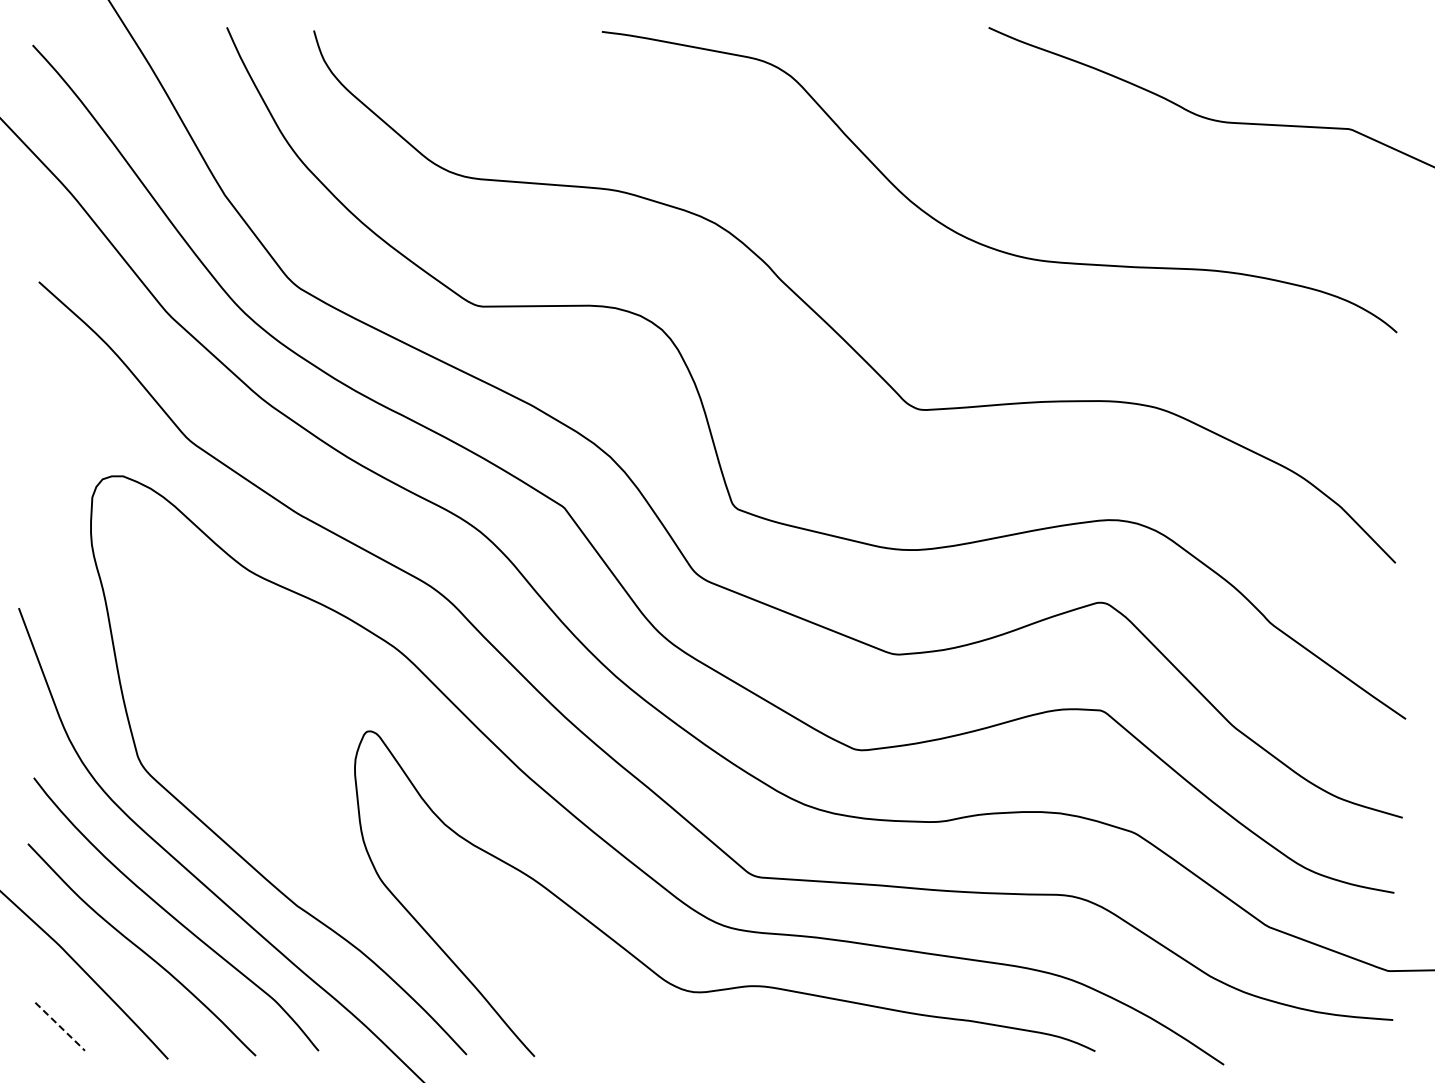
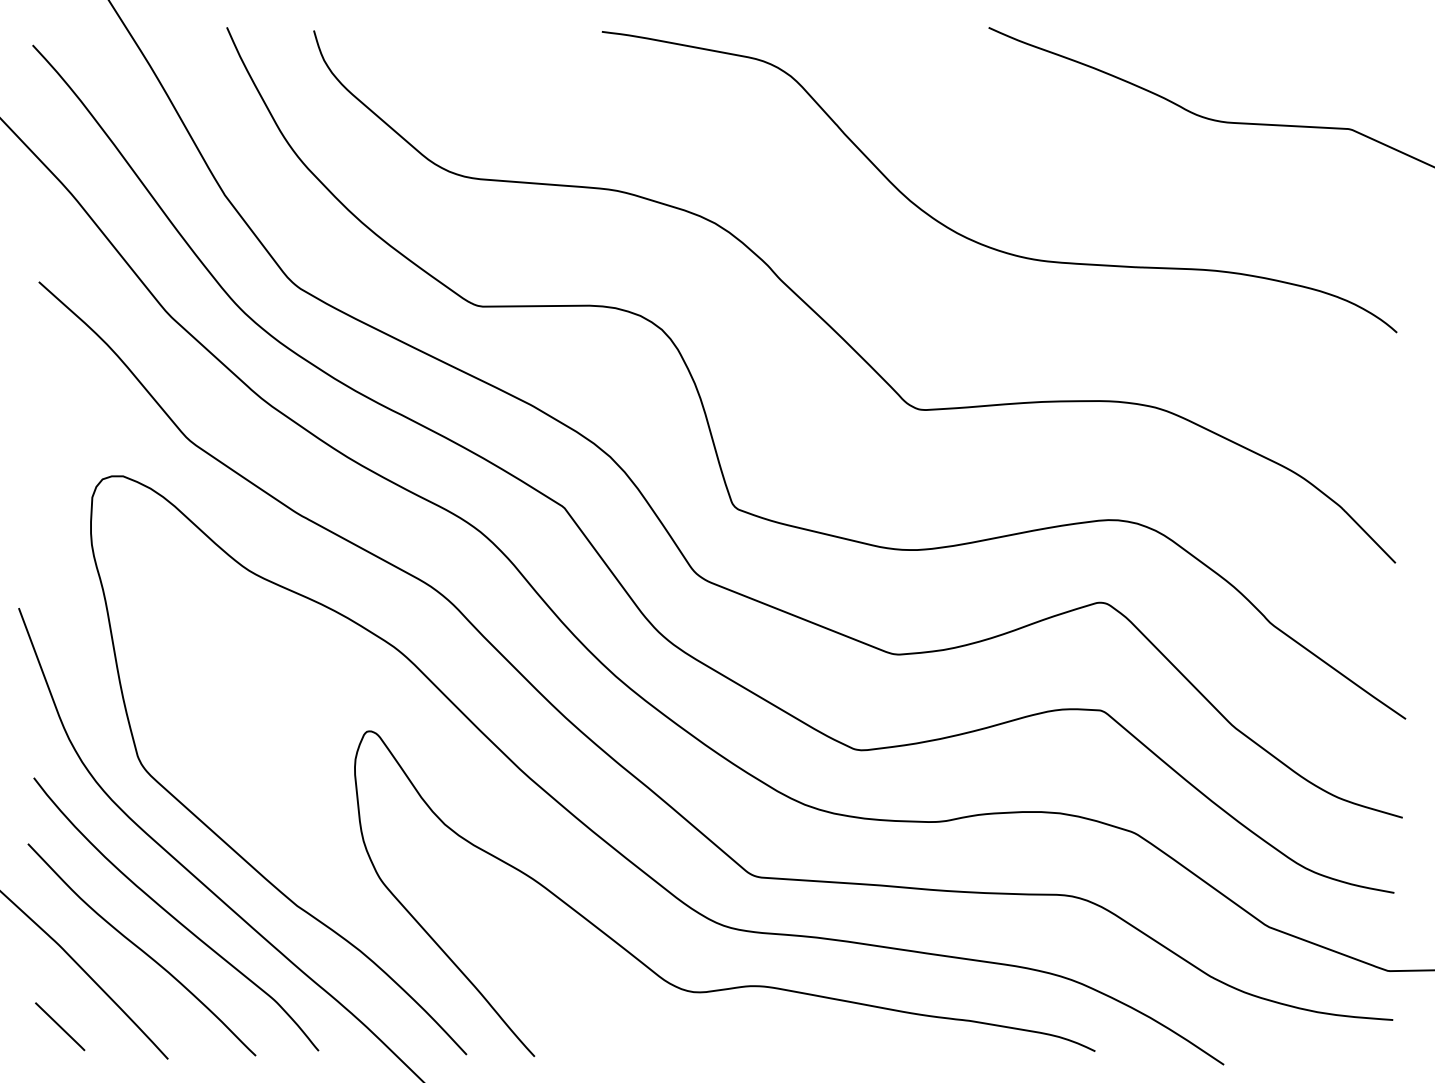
line: dashed -> solid (60, 1027)
